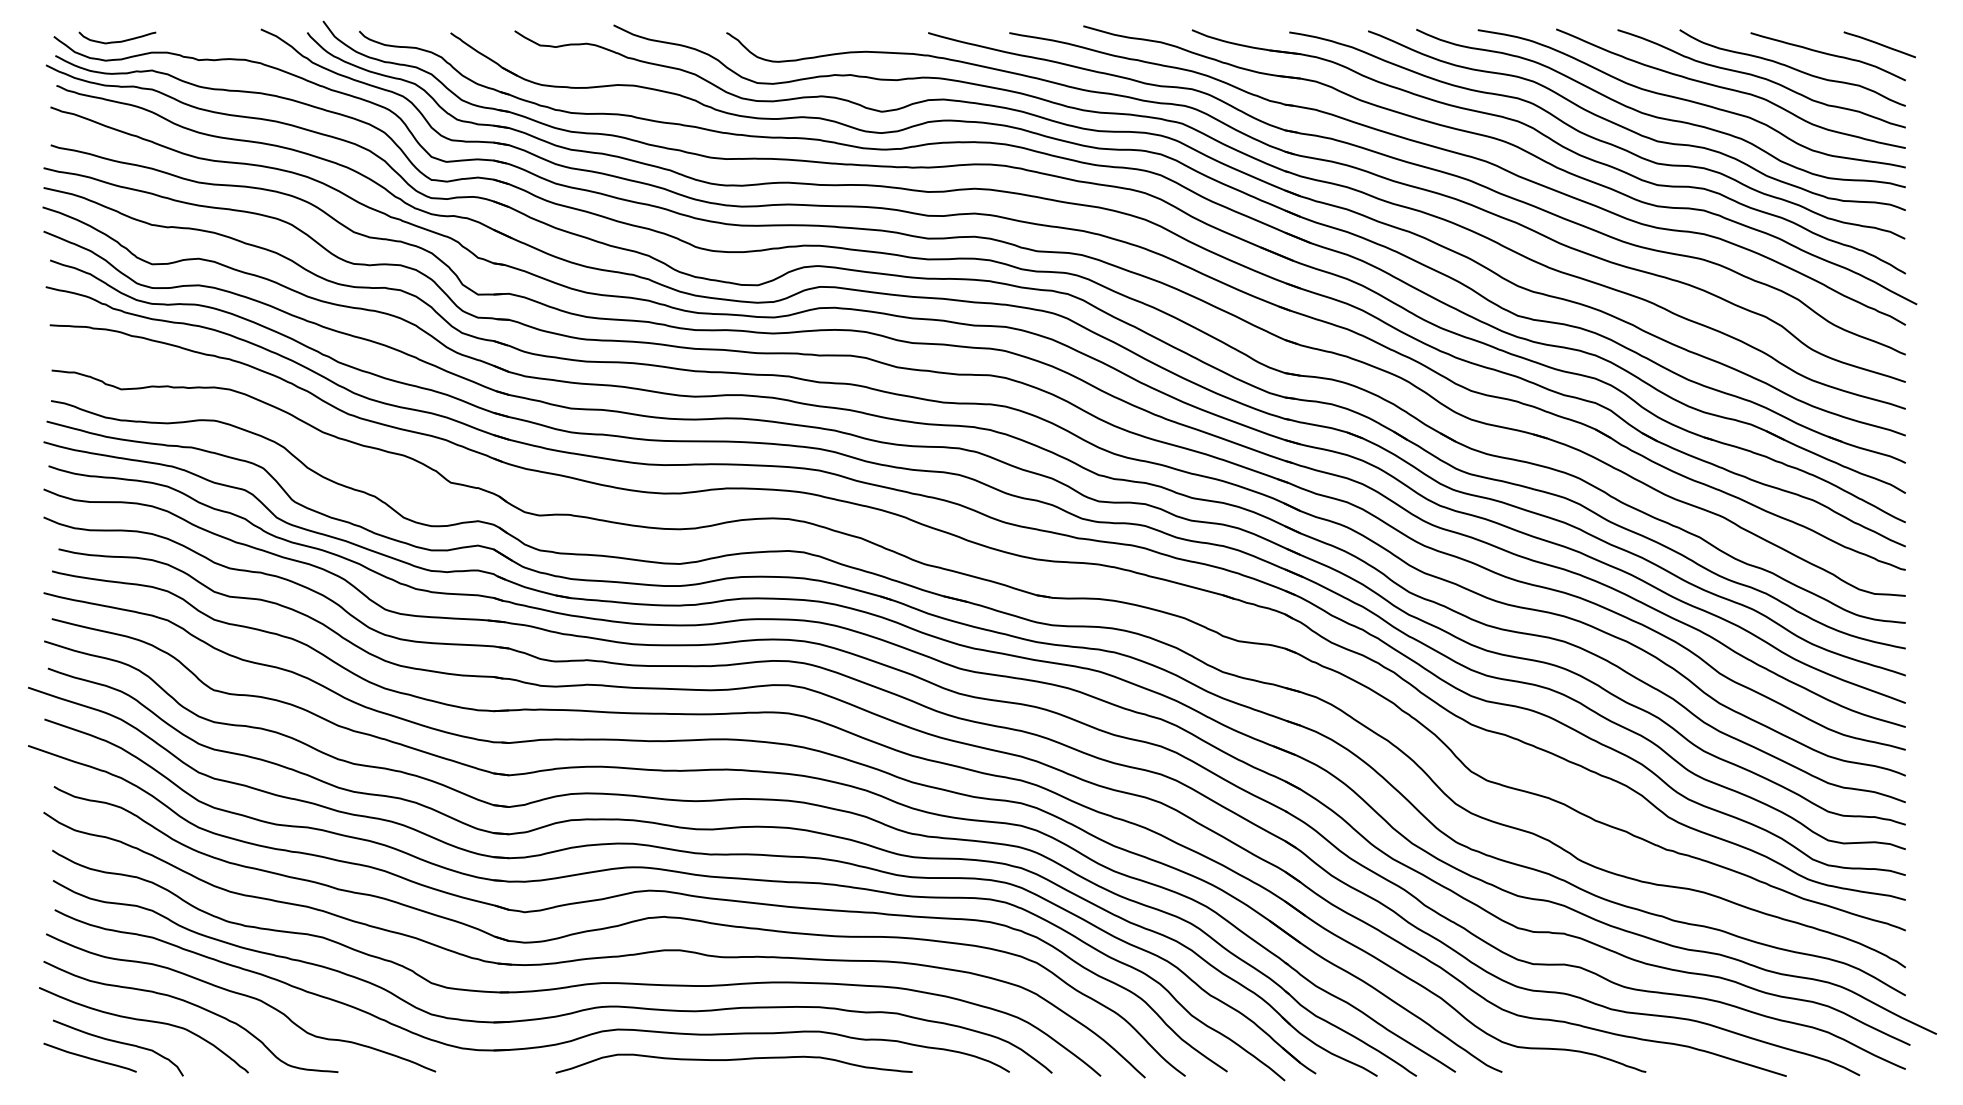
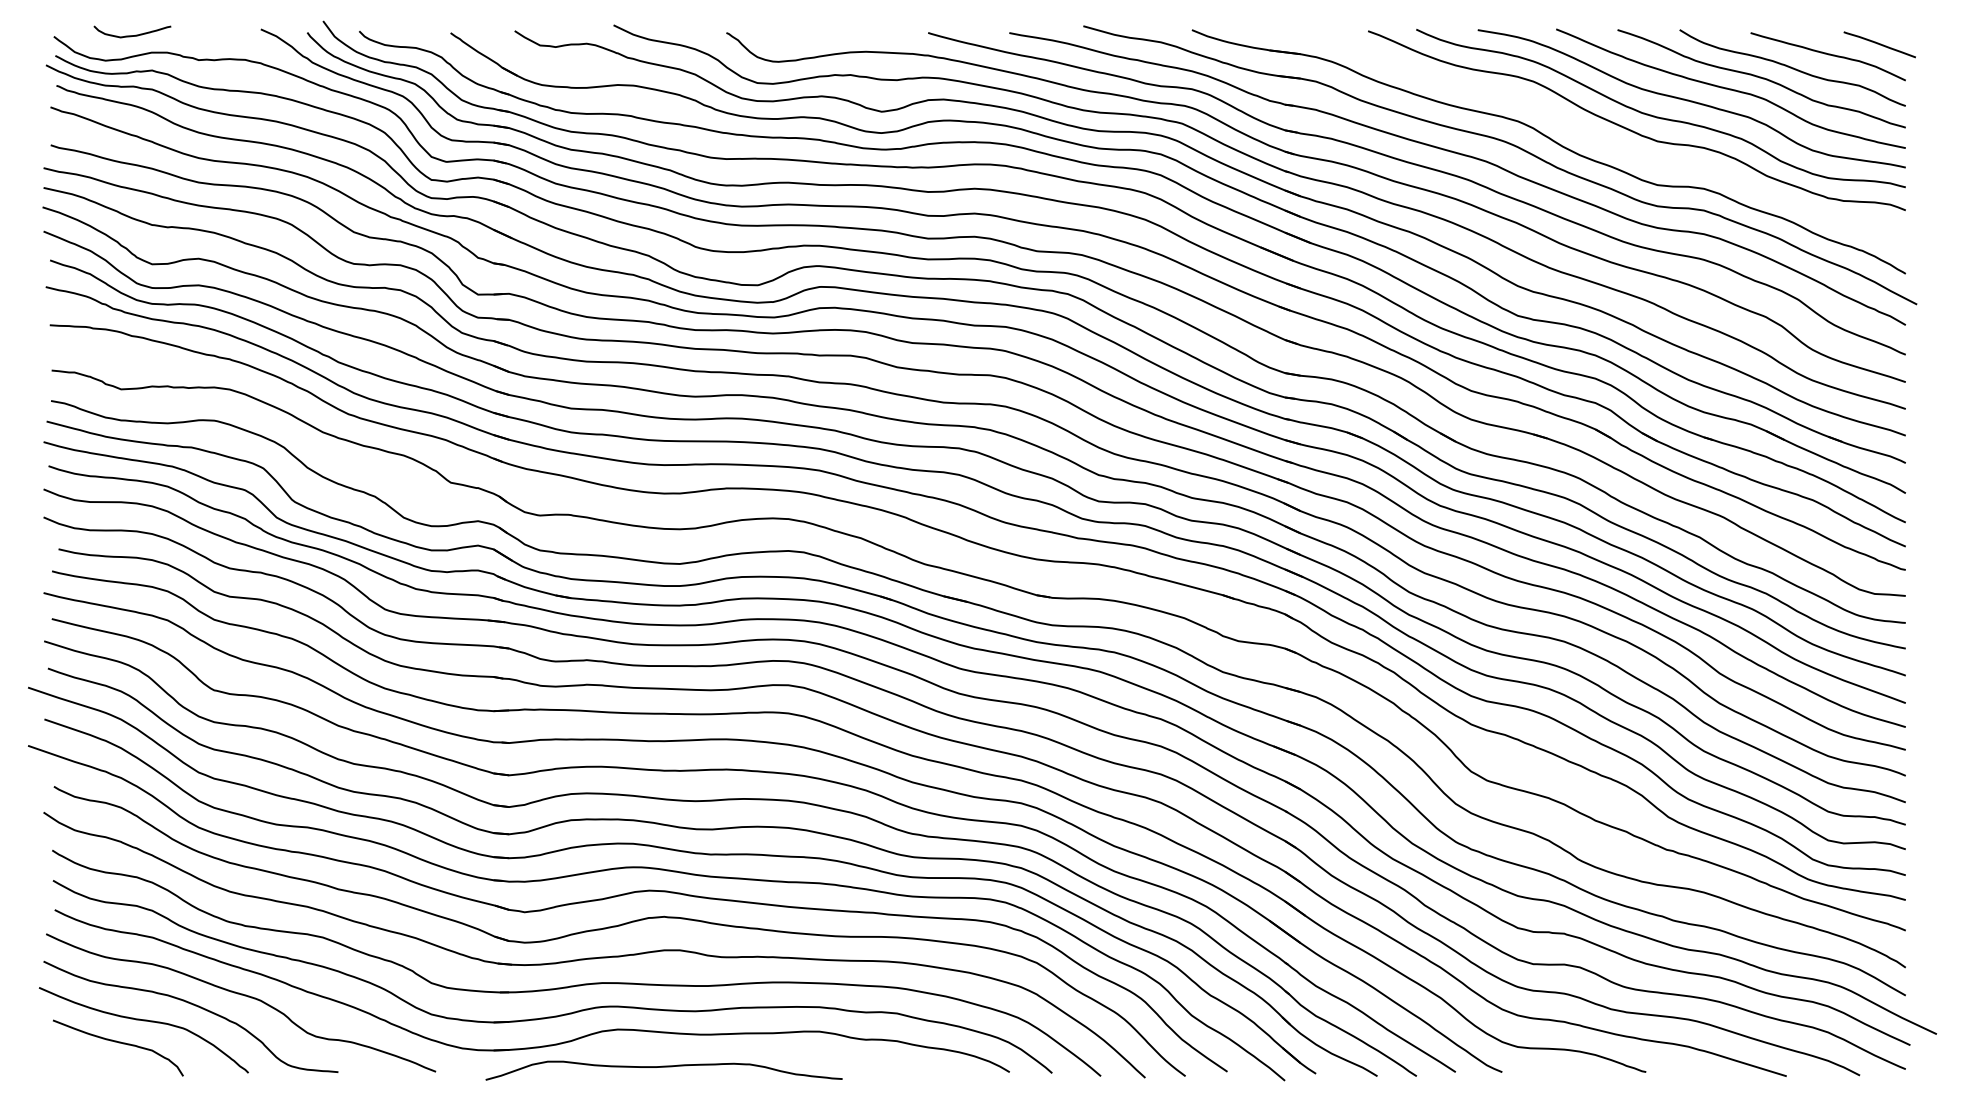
curve position: (117, 41) -> (132, 35) (132, 35)
curve: present -> none (1595, 137)
curve: present -> none (89, 1057)
curve position: (733, 1060) -> (663, 1067) (663, 1067)
